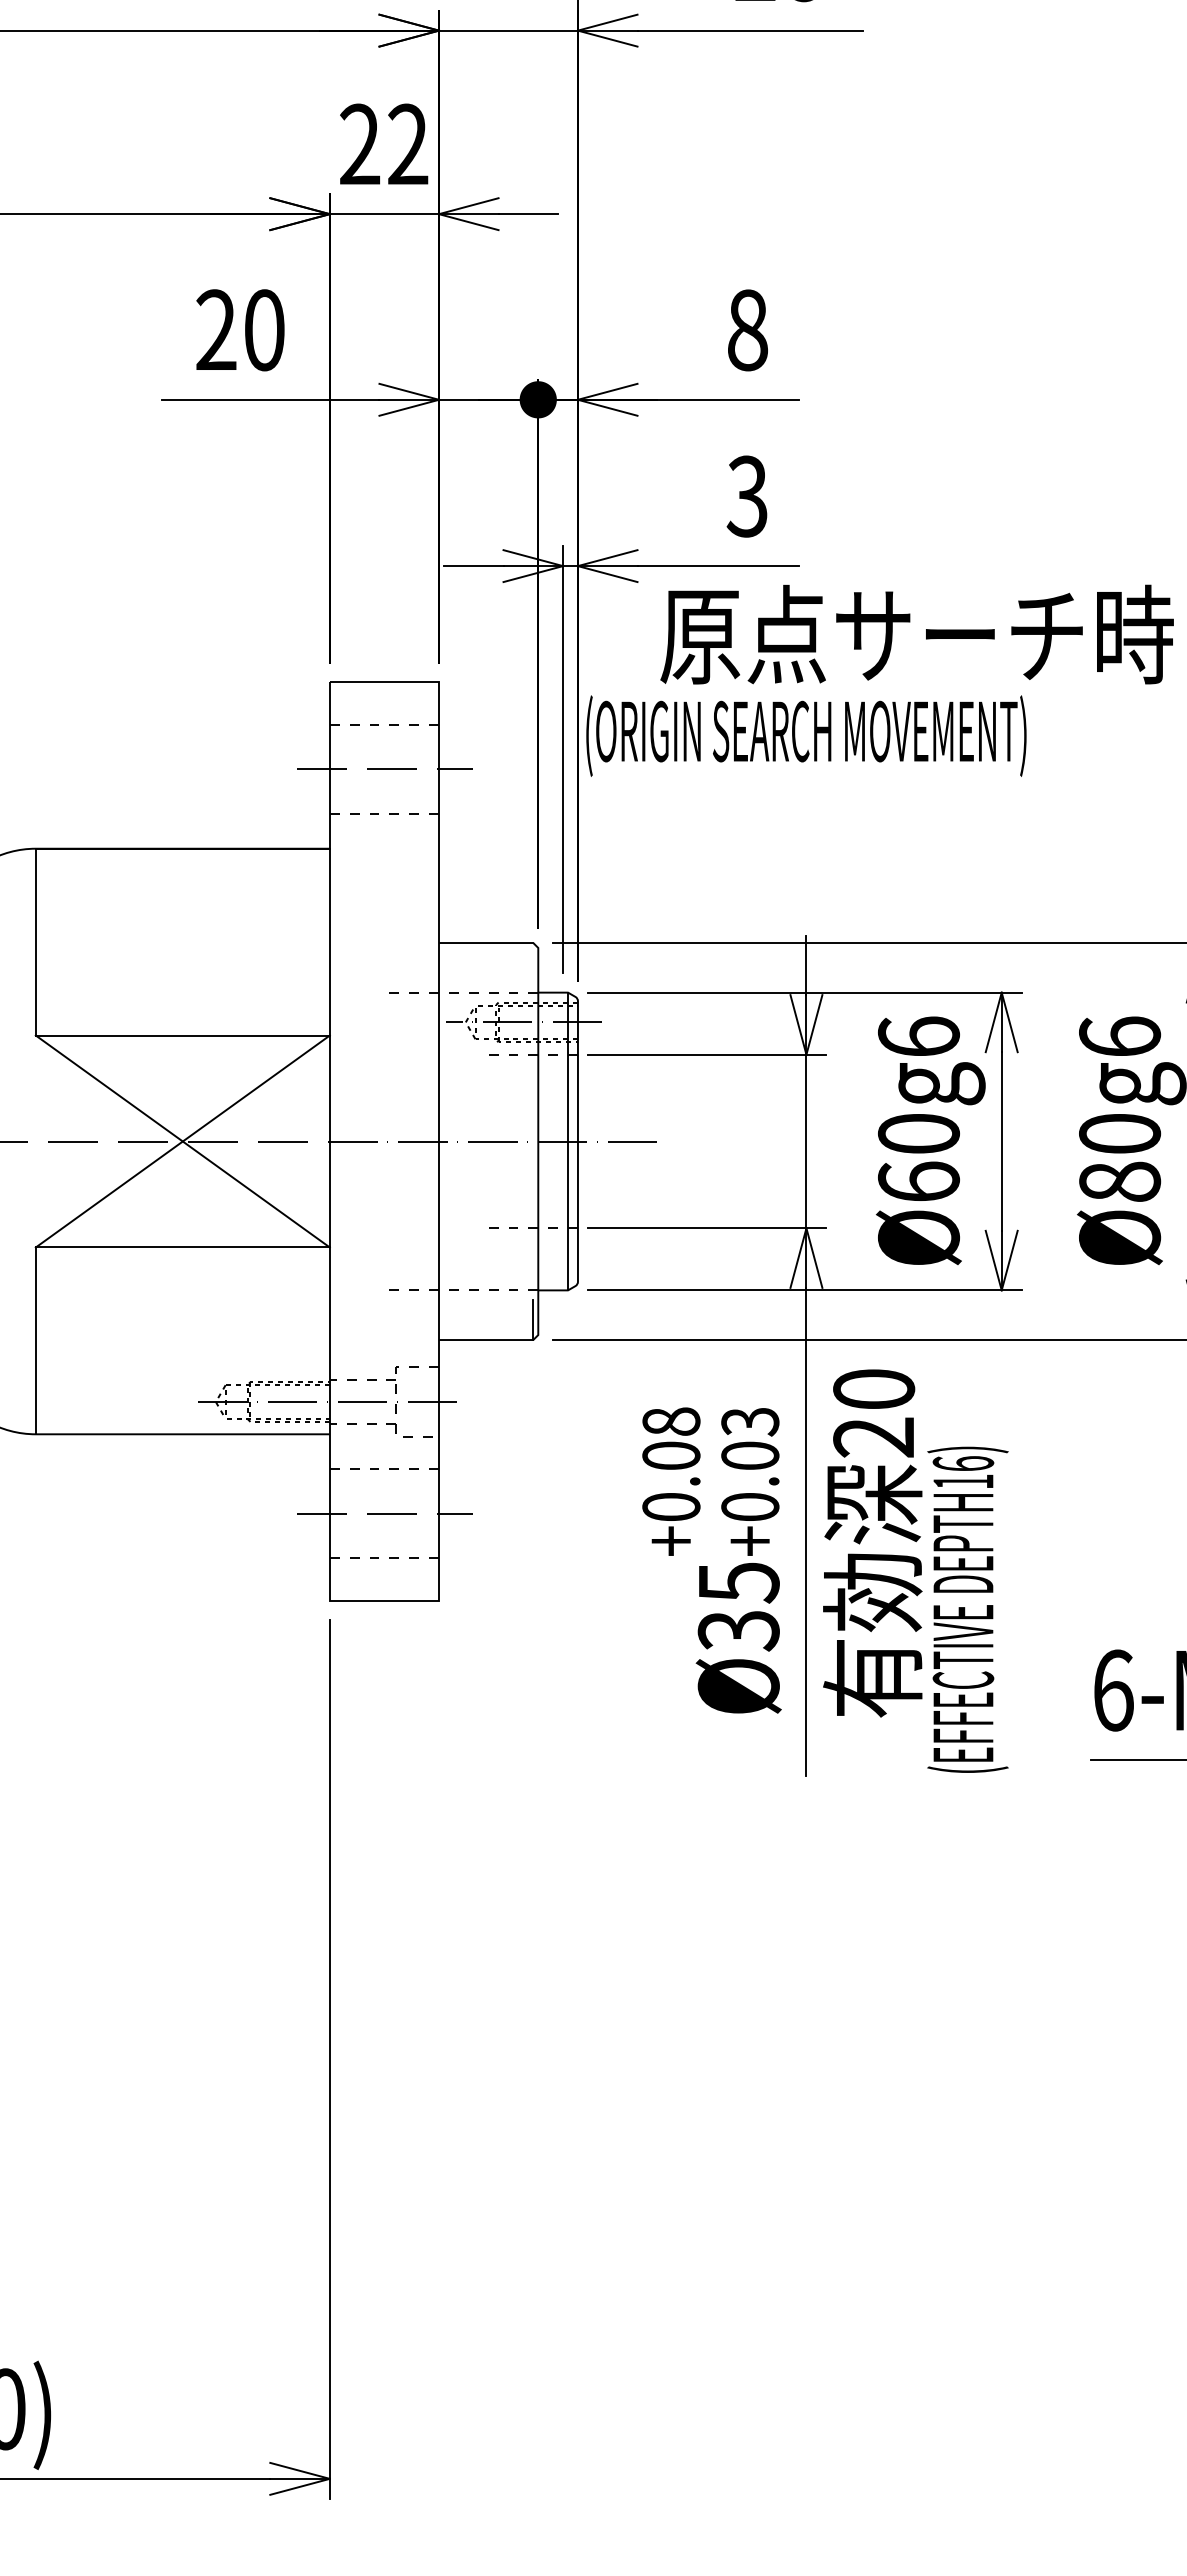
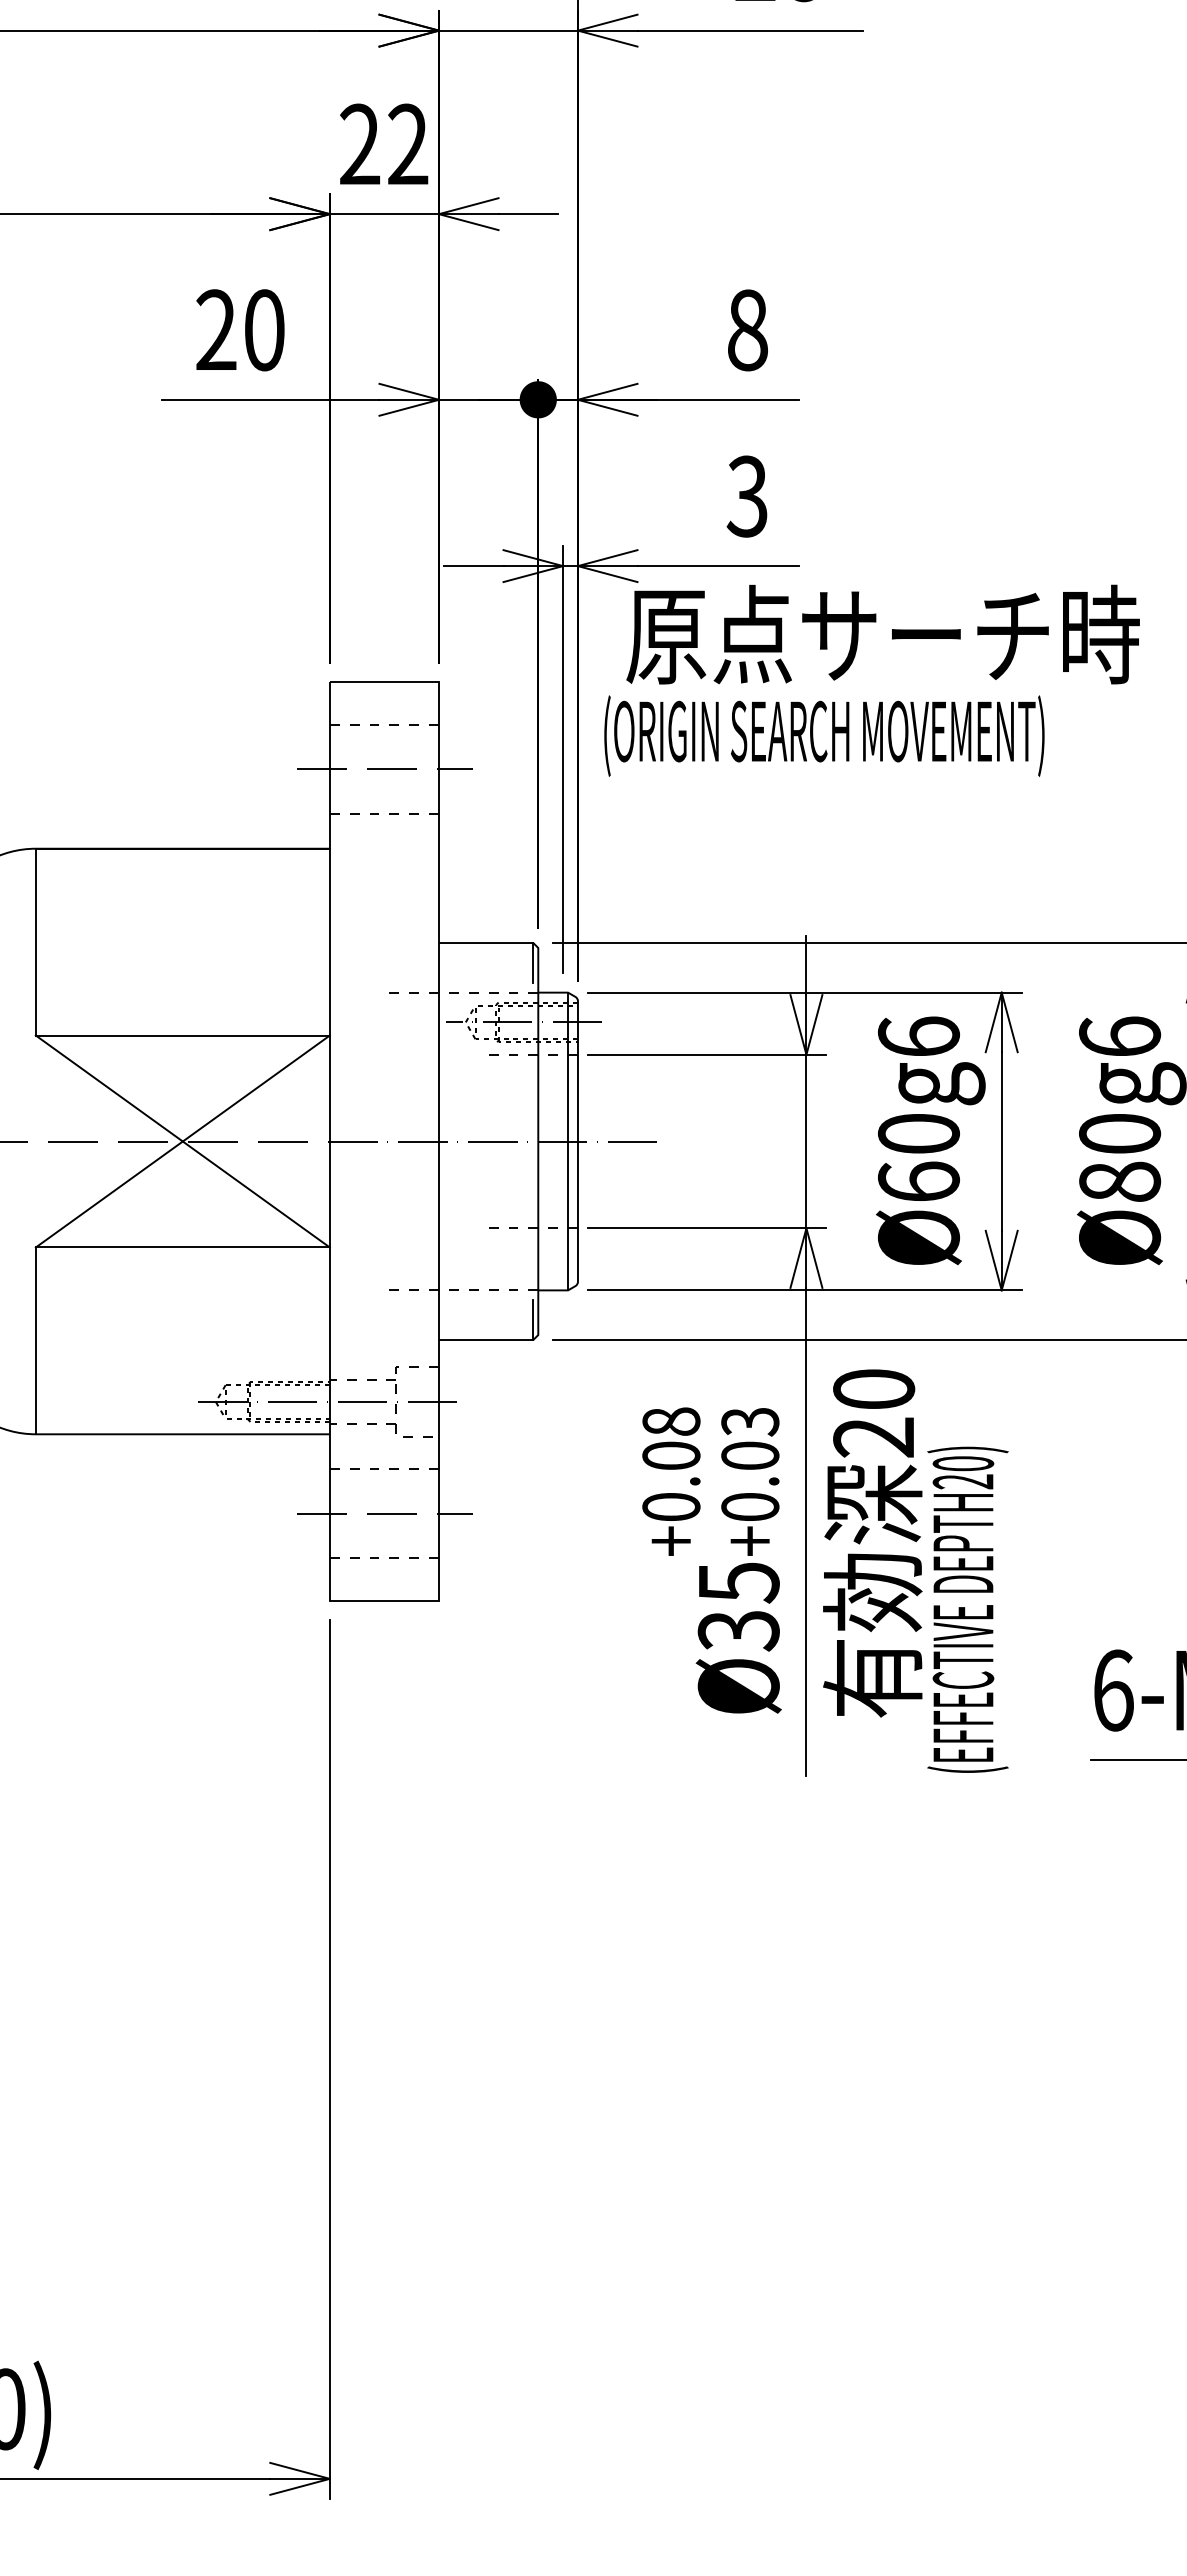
text position: (916, 634) -> (882, 634) (882, 634)
text position: (806, 735) -> (824, 735) (824, 735)
line: none -> present (533, 962)
text: DEPTH16) -> DEPTH20) (963, 1472)
